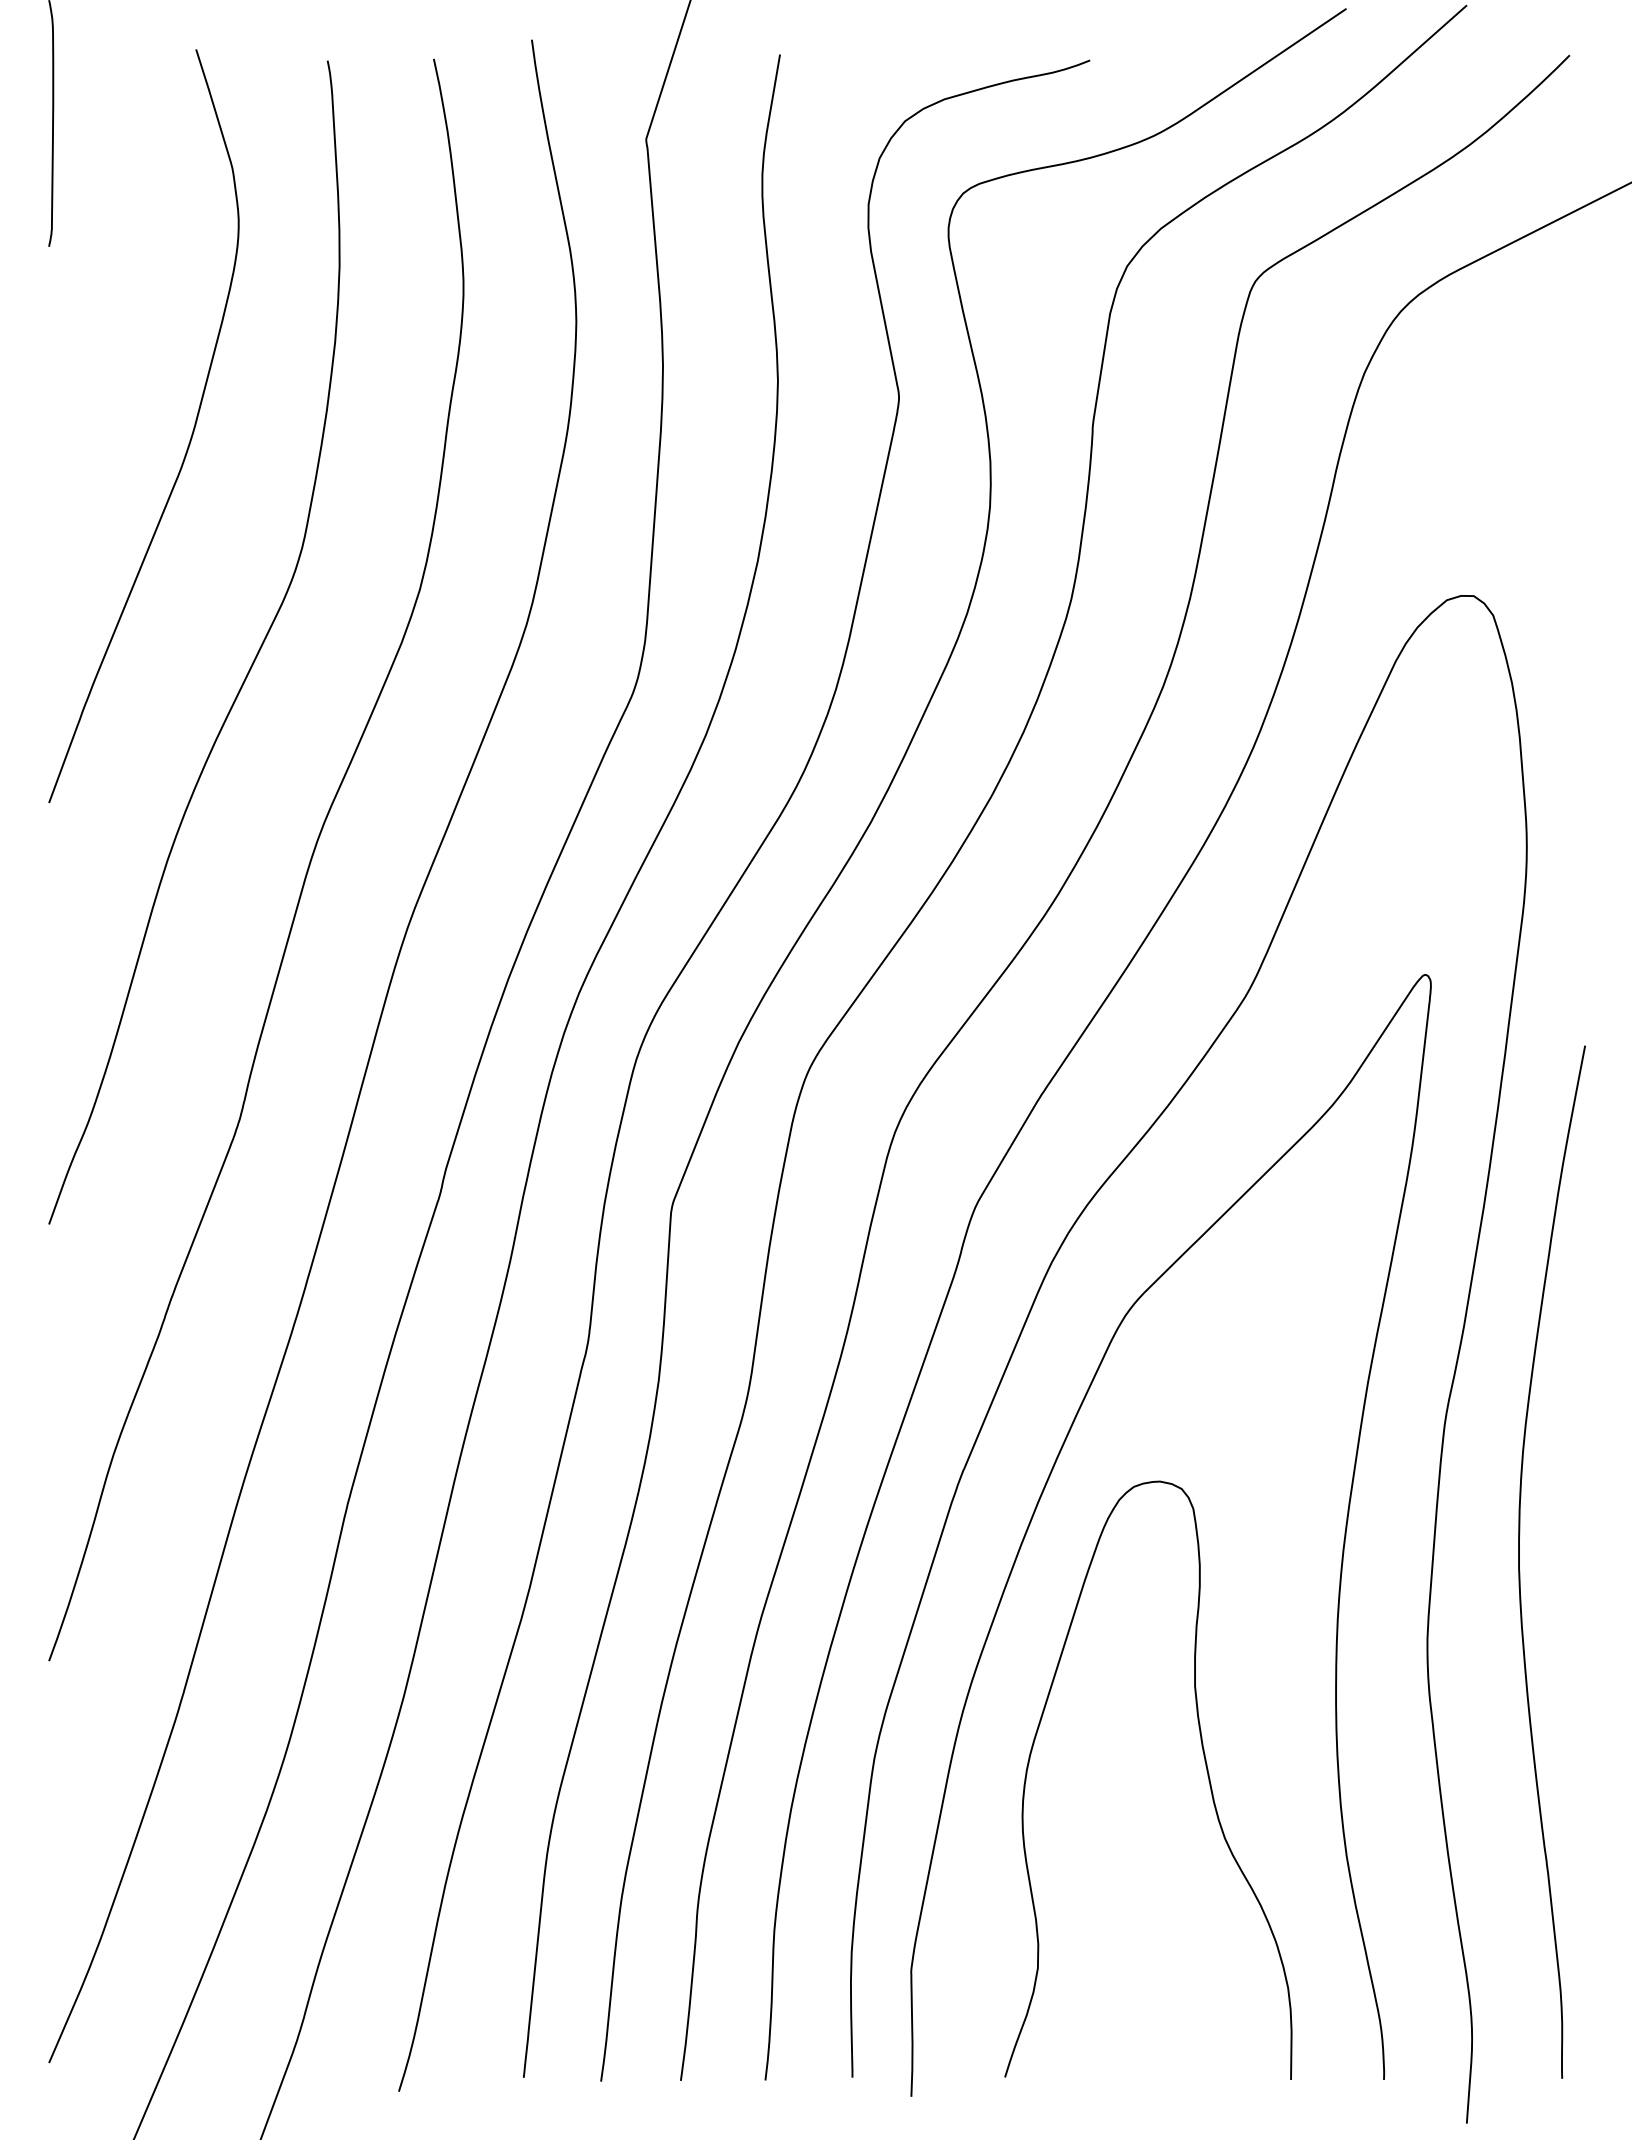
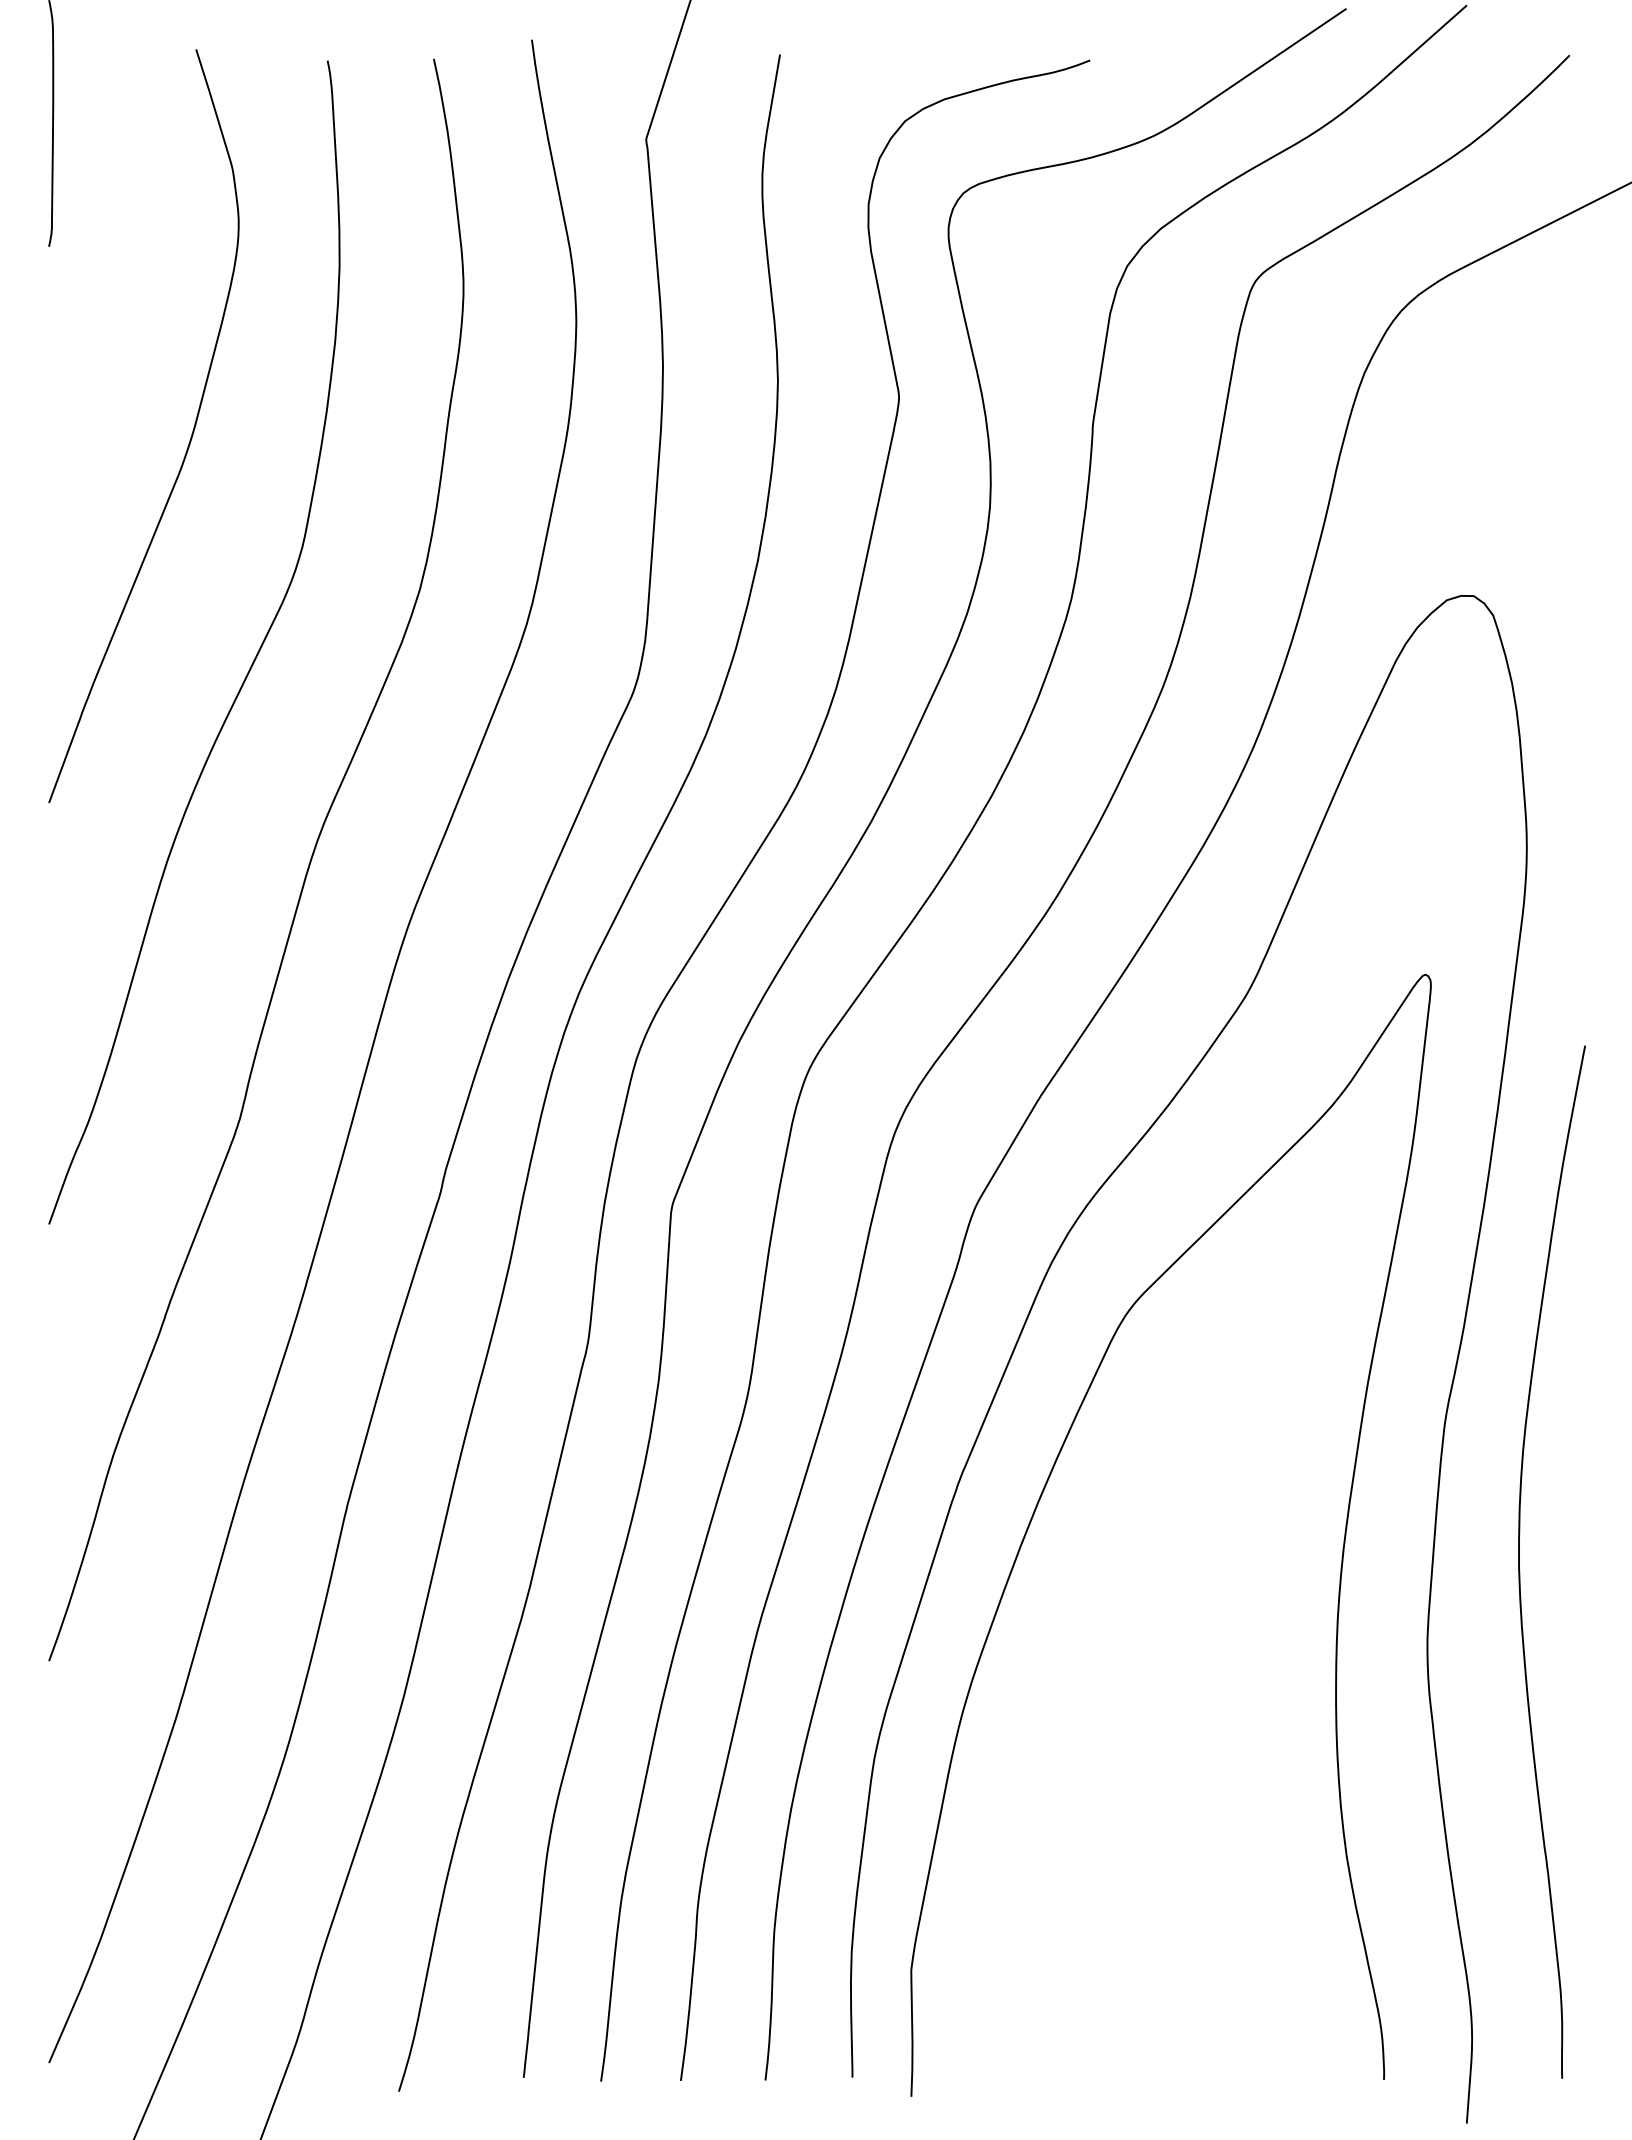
curve: present -> none (1205, 1766)
